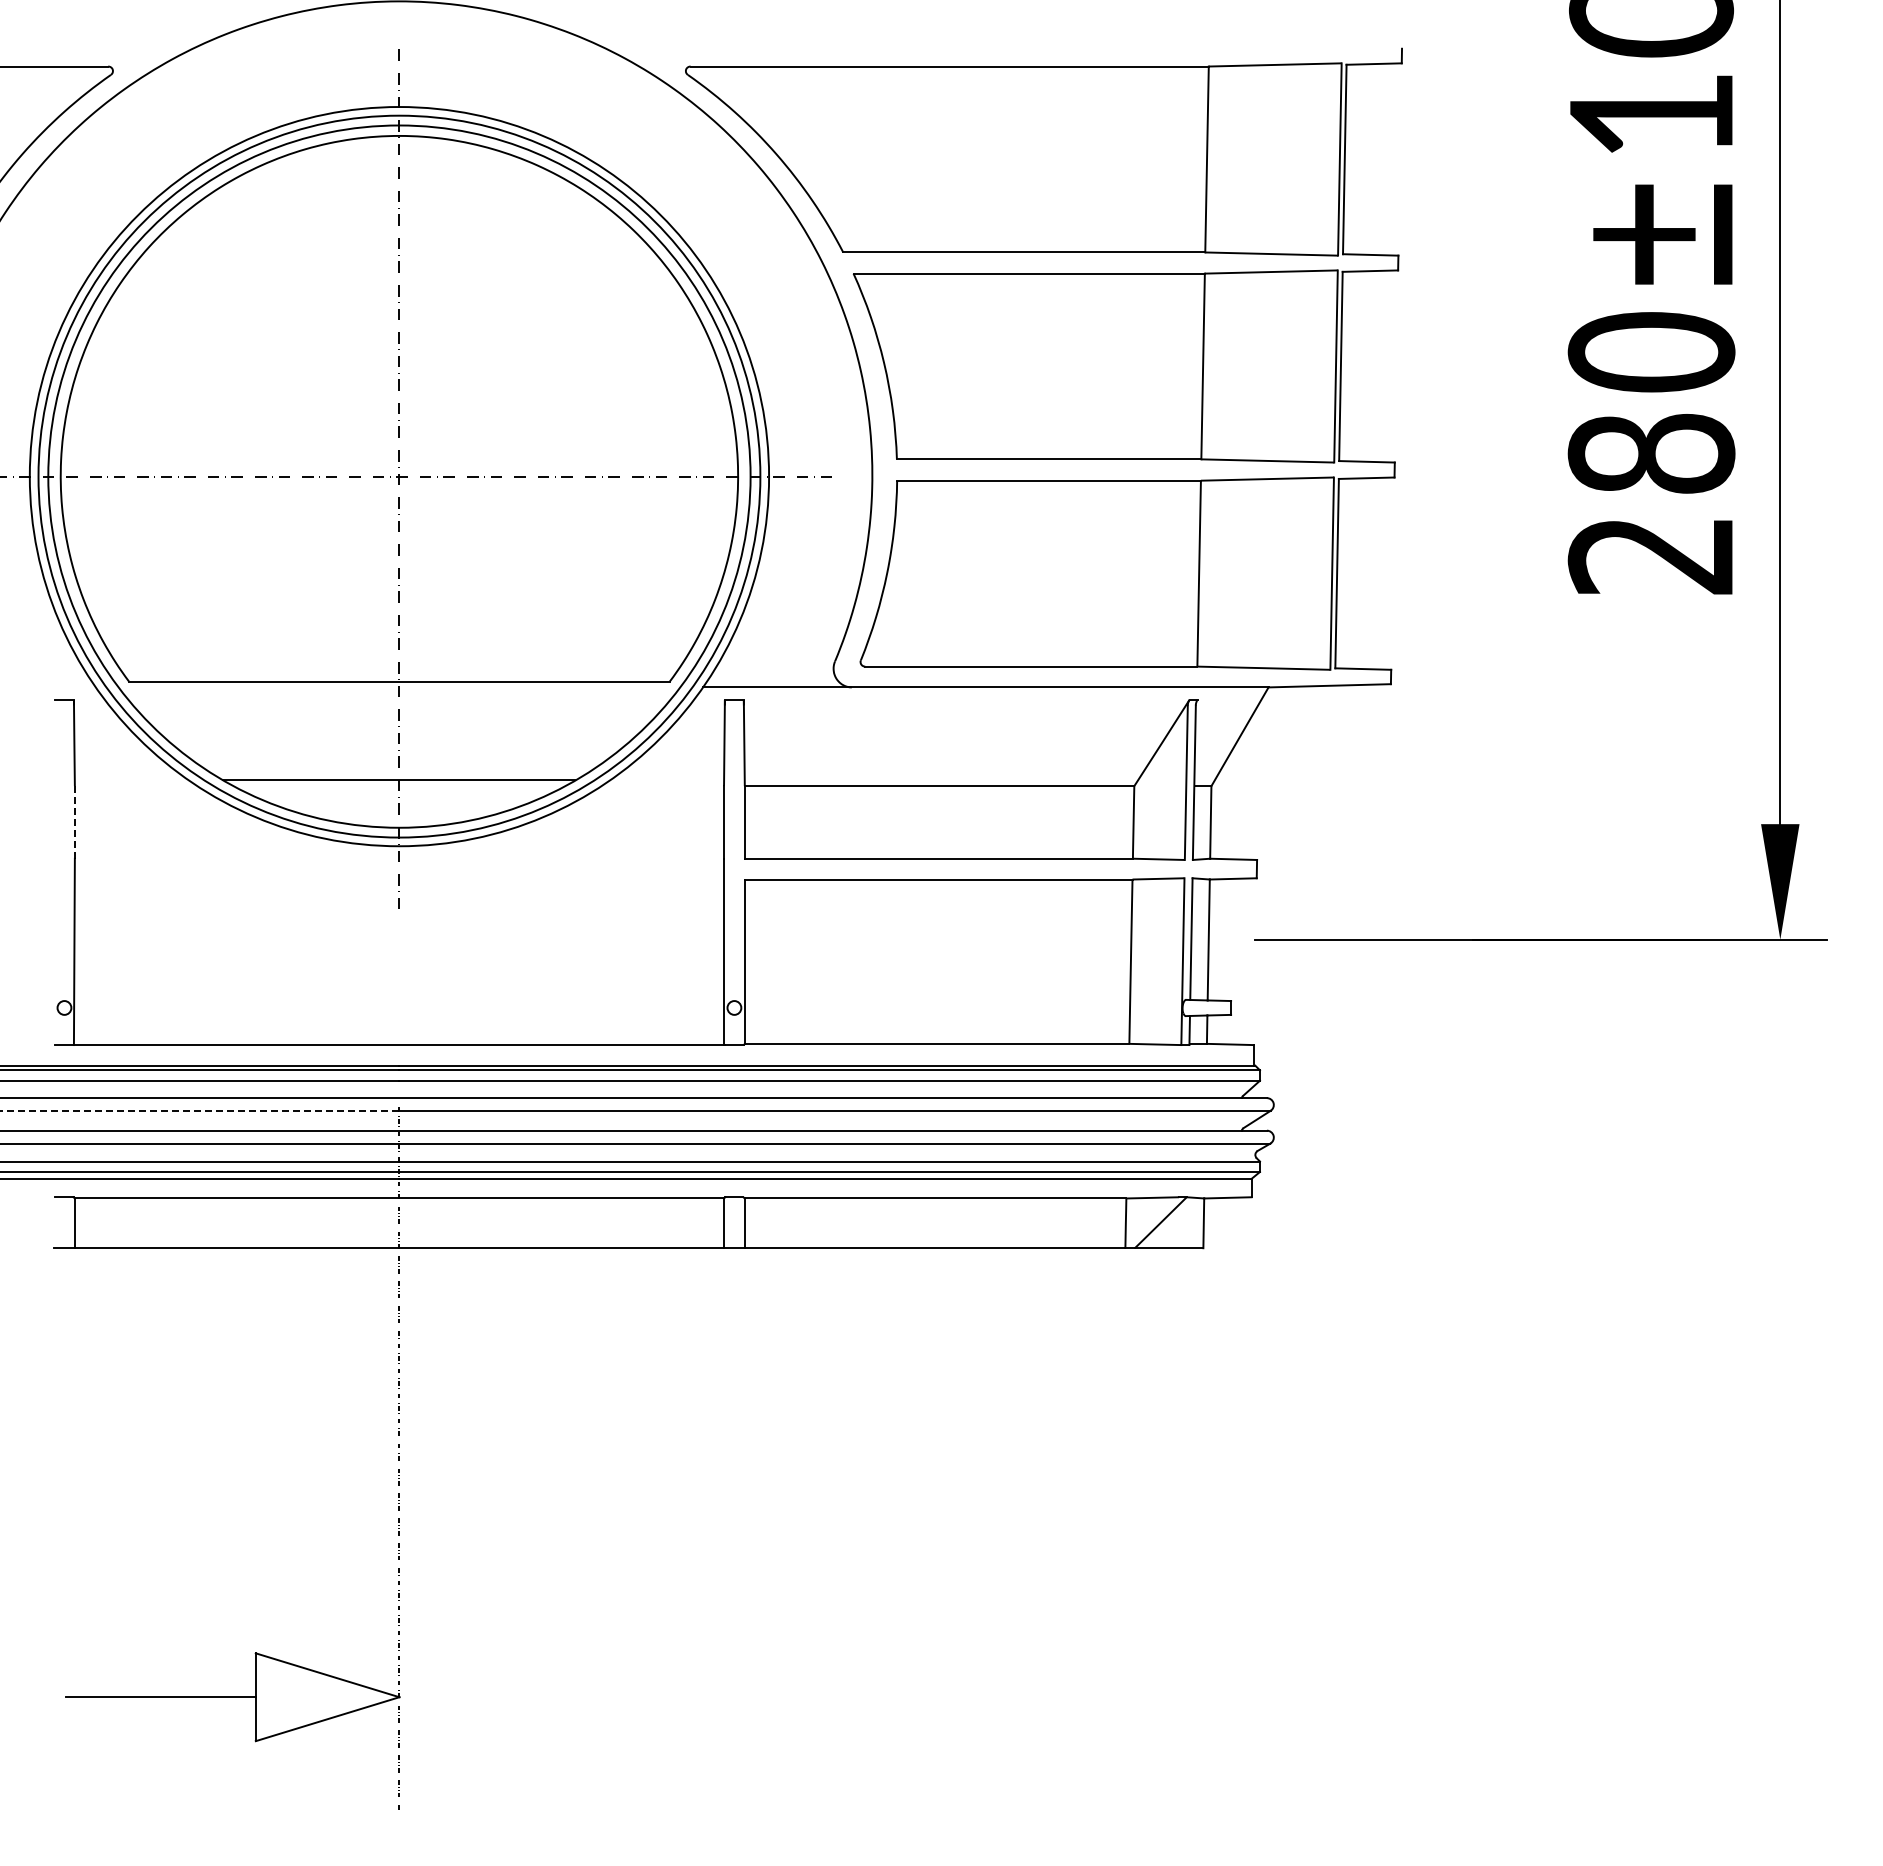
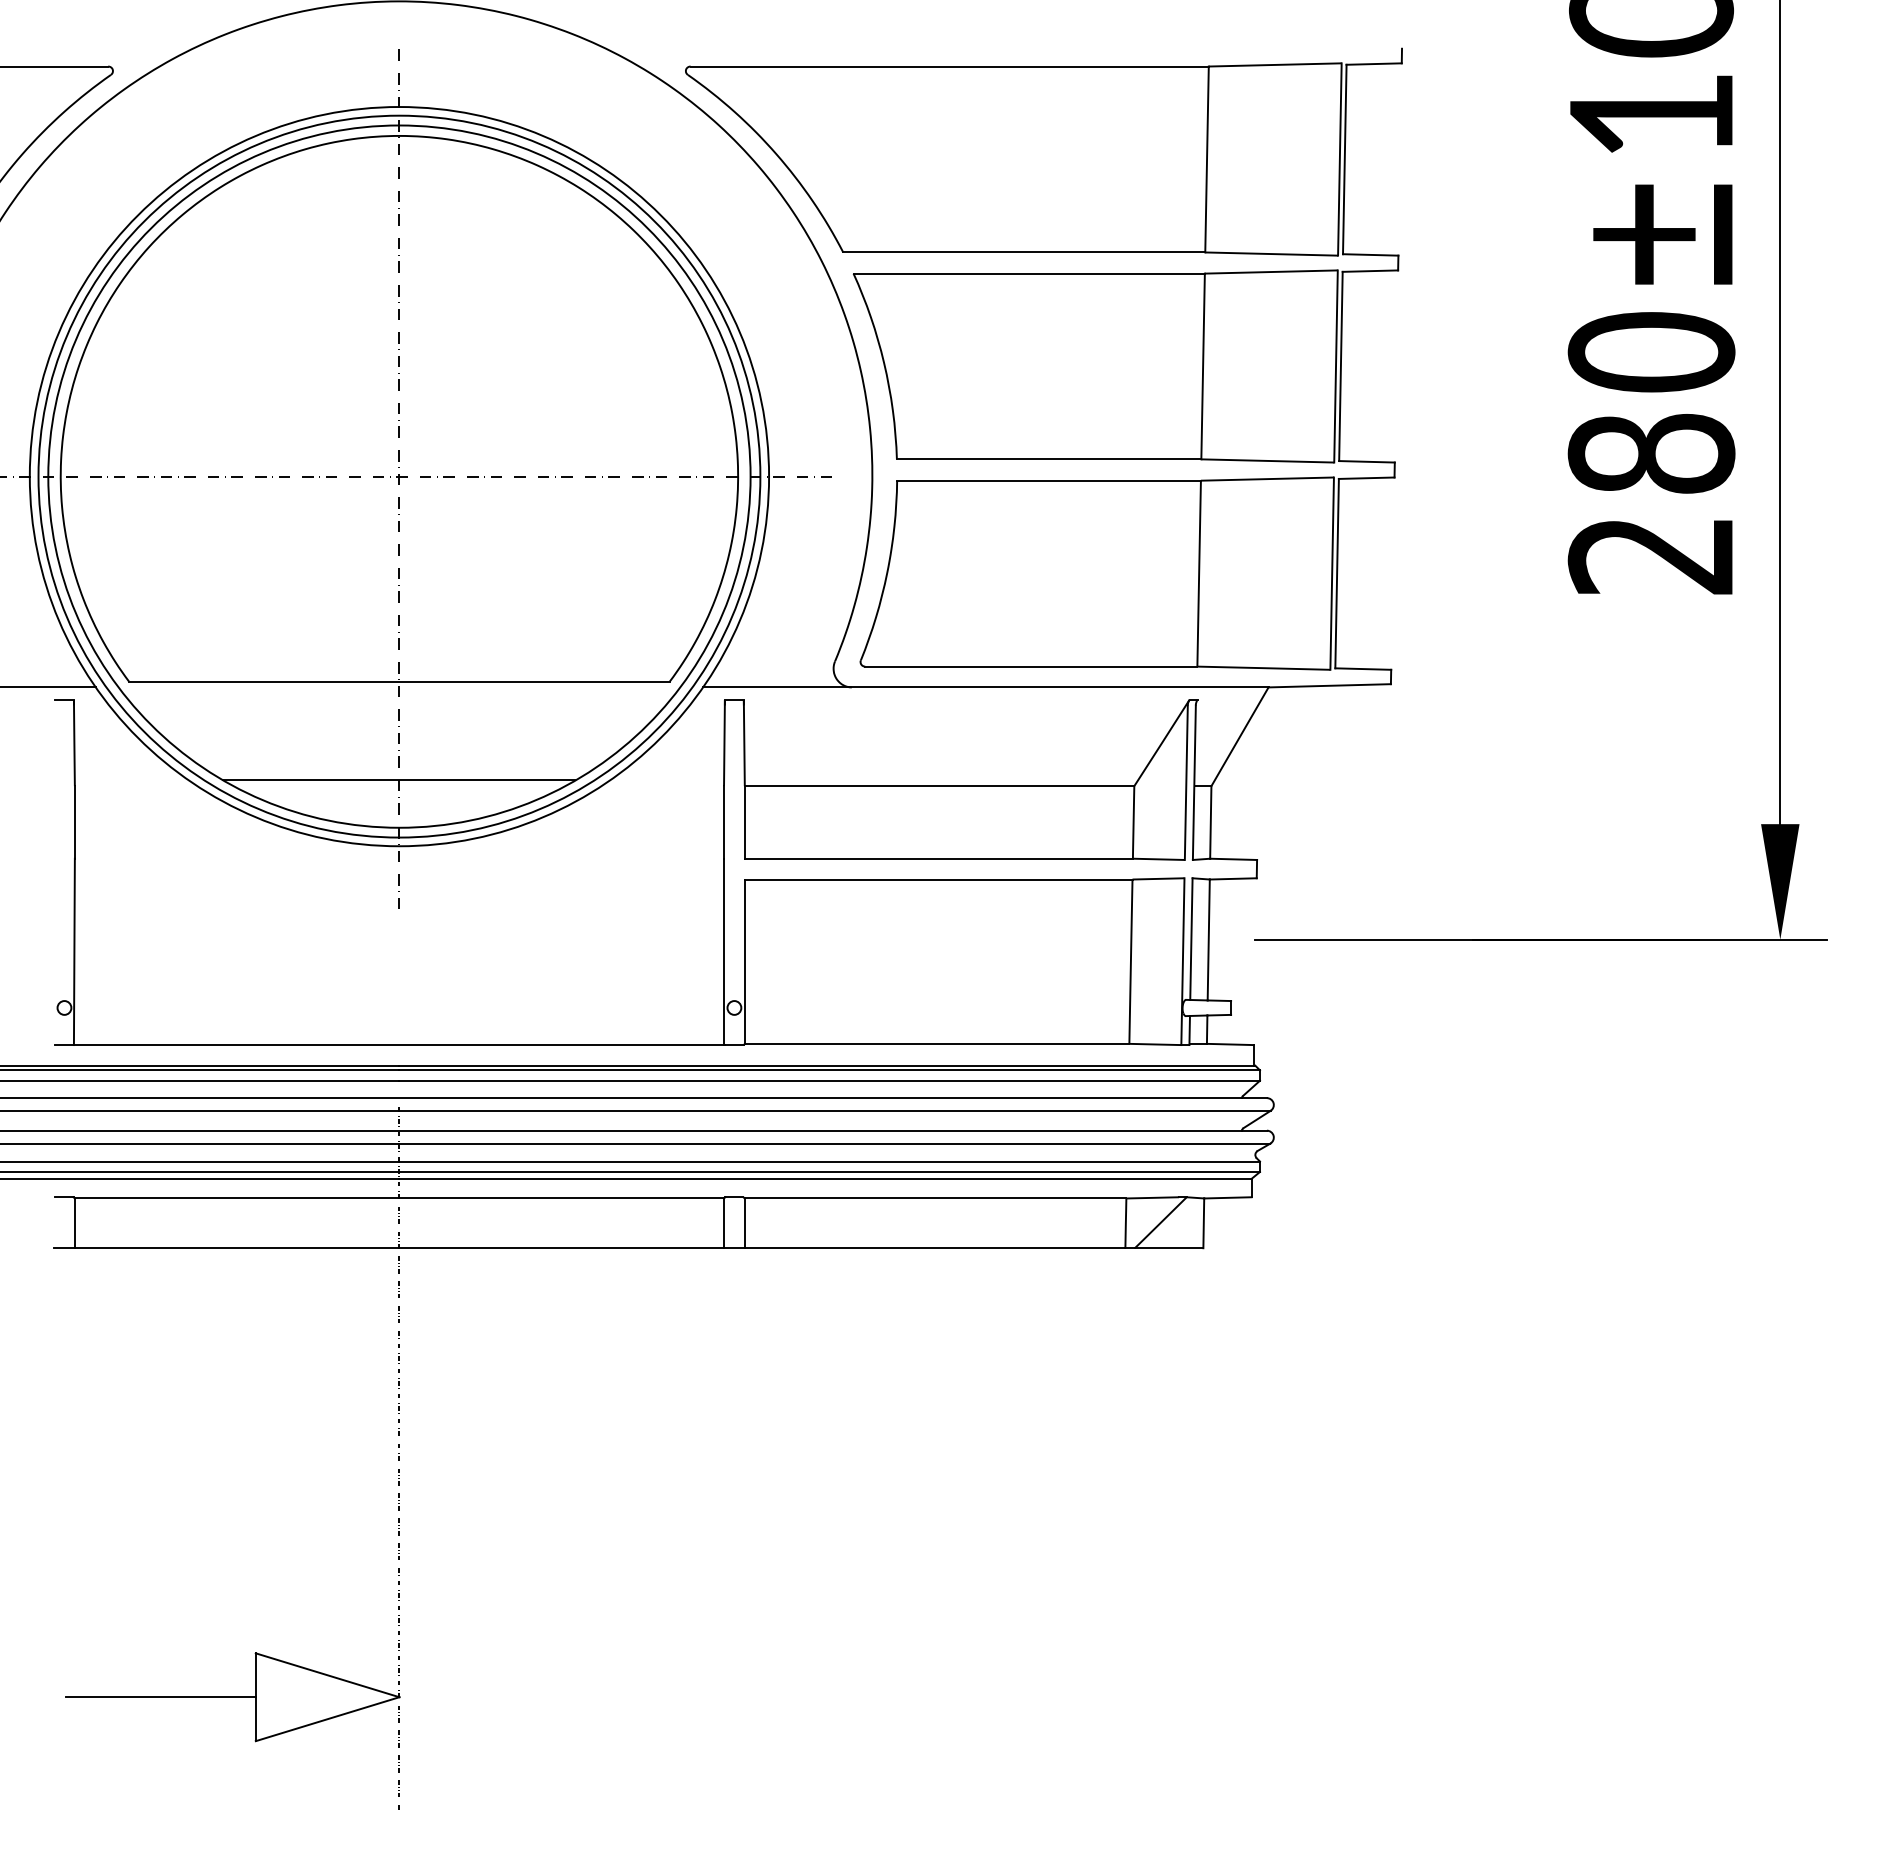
line: none -> present (48, 687)
line: dashed -> solid (74, 821)
line: dashed -> solid (199, 1110)
